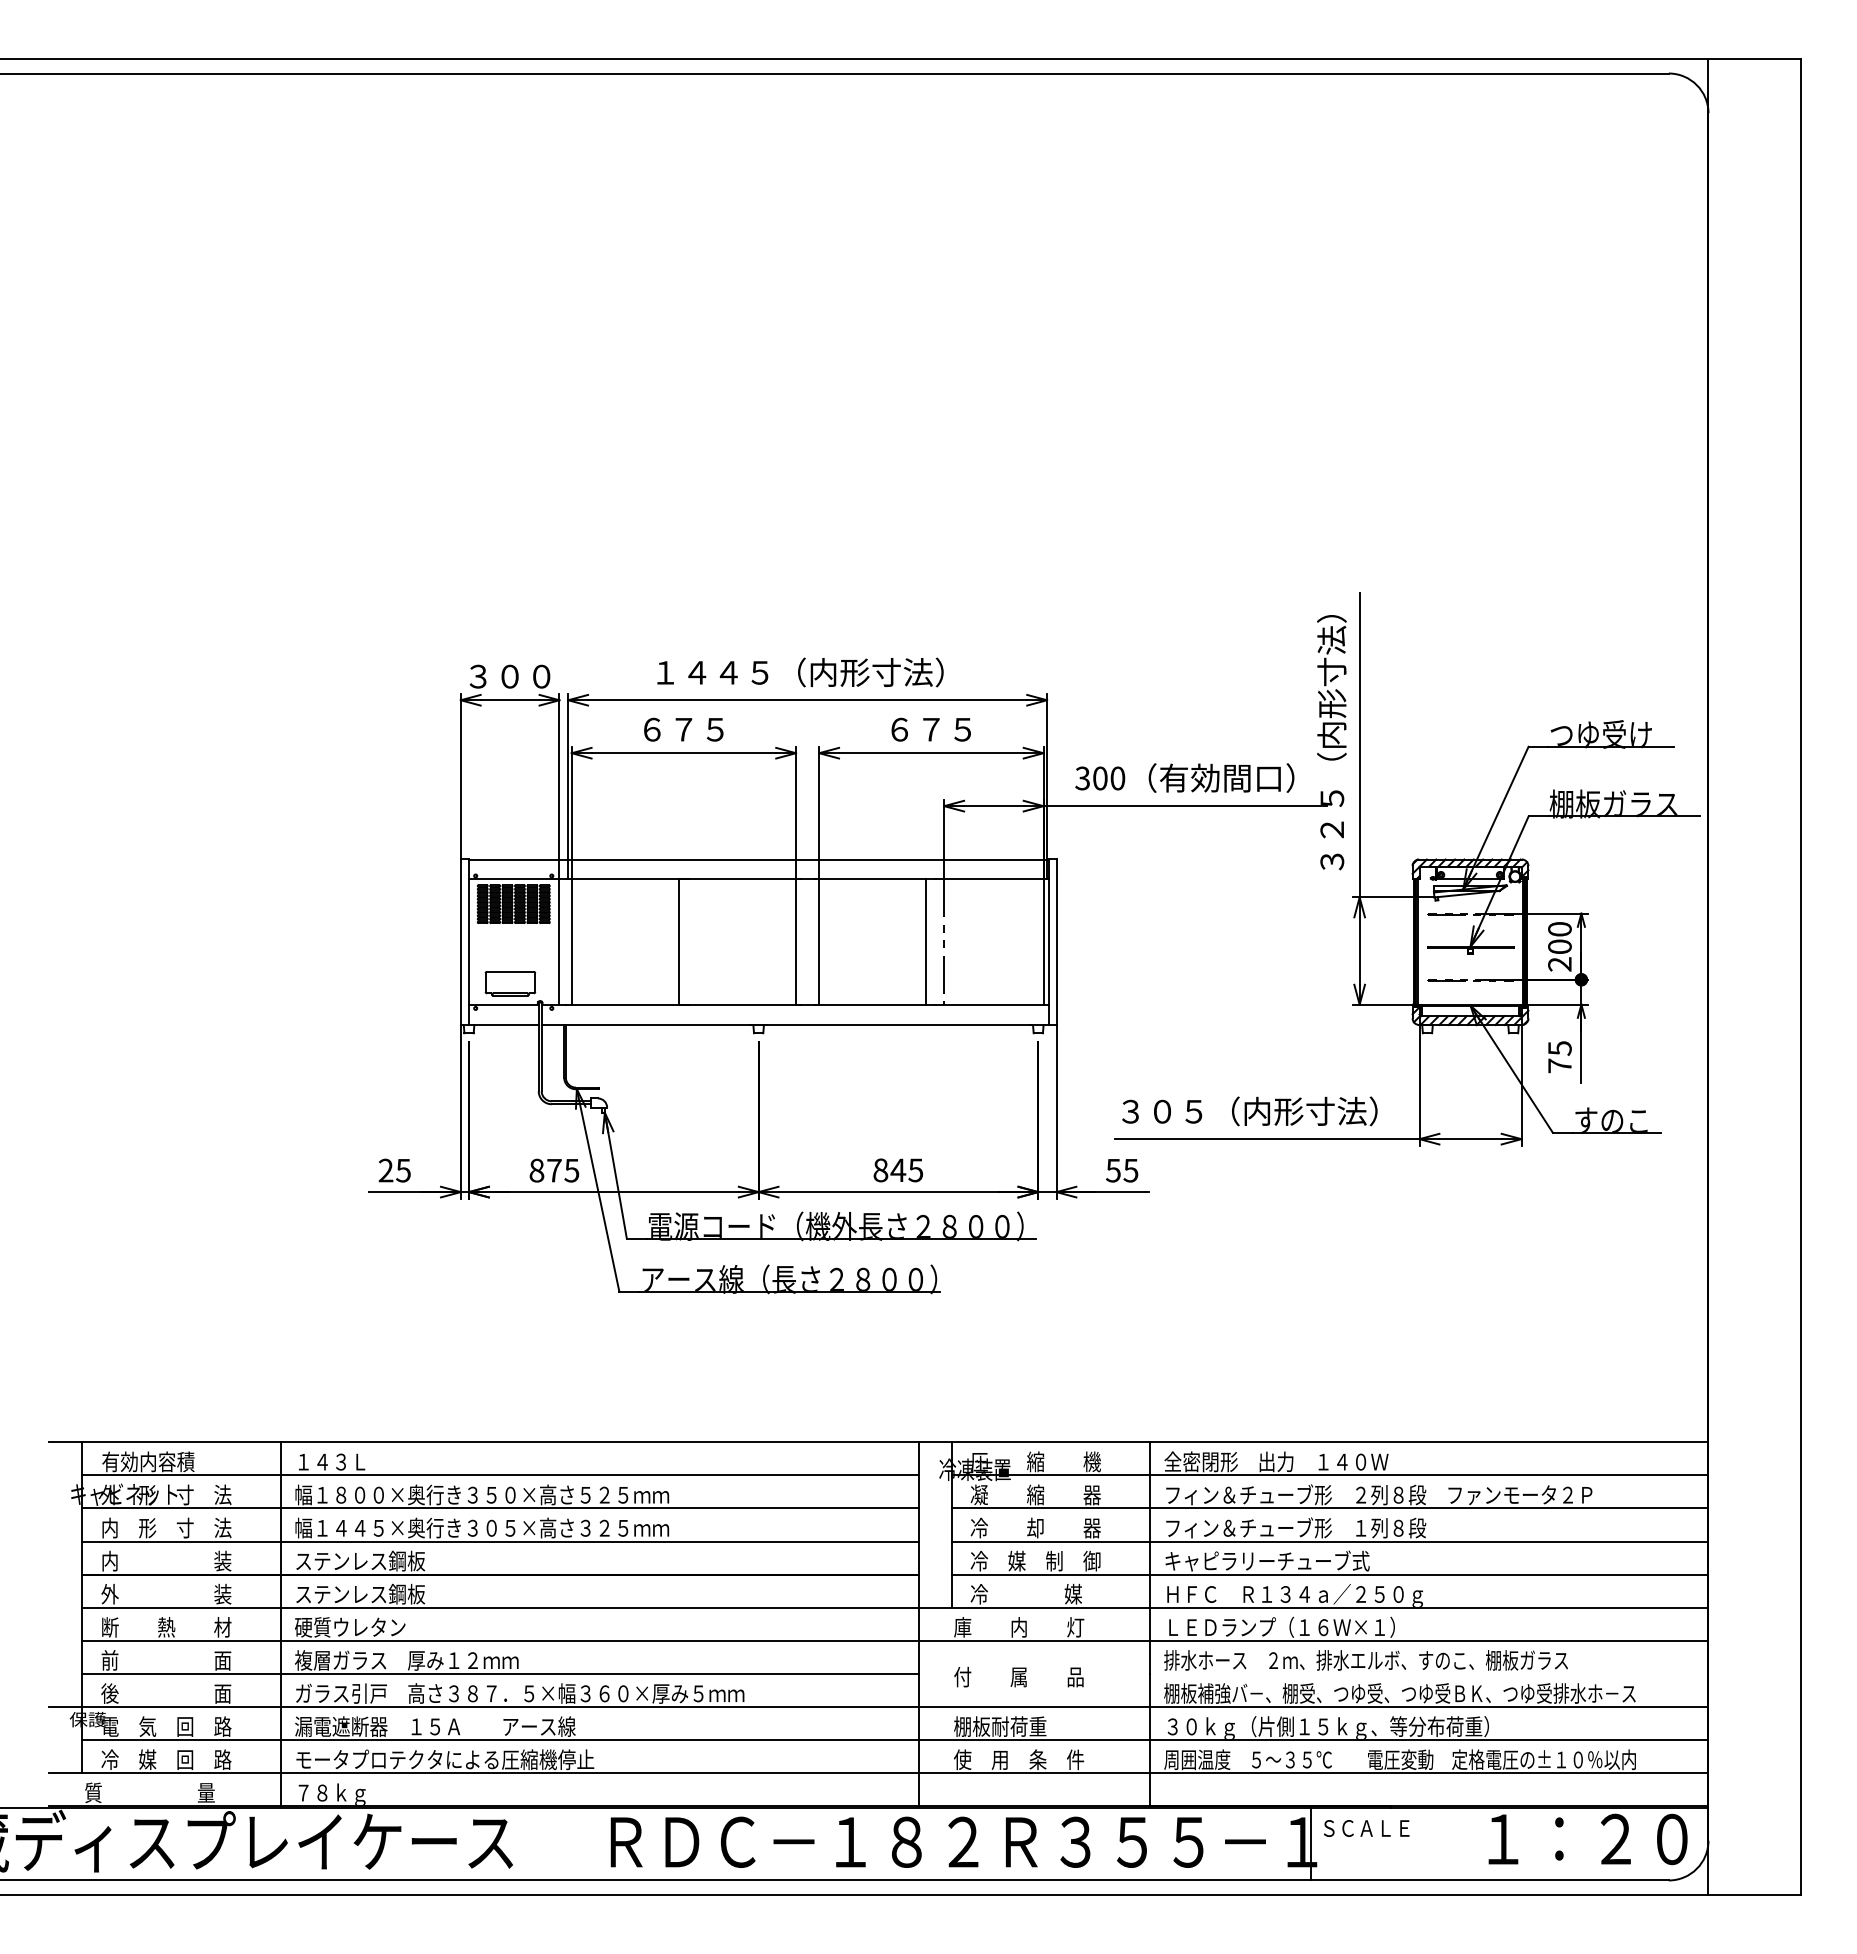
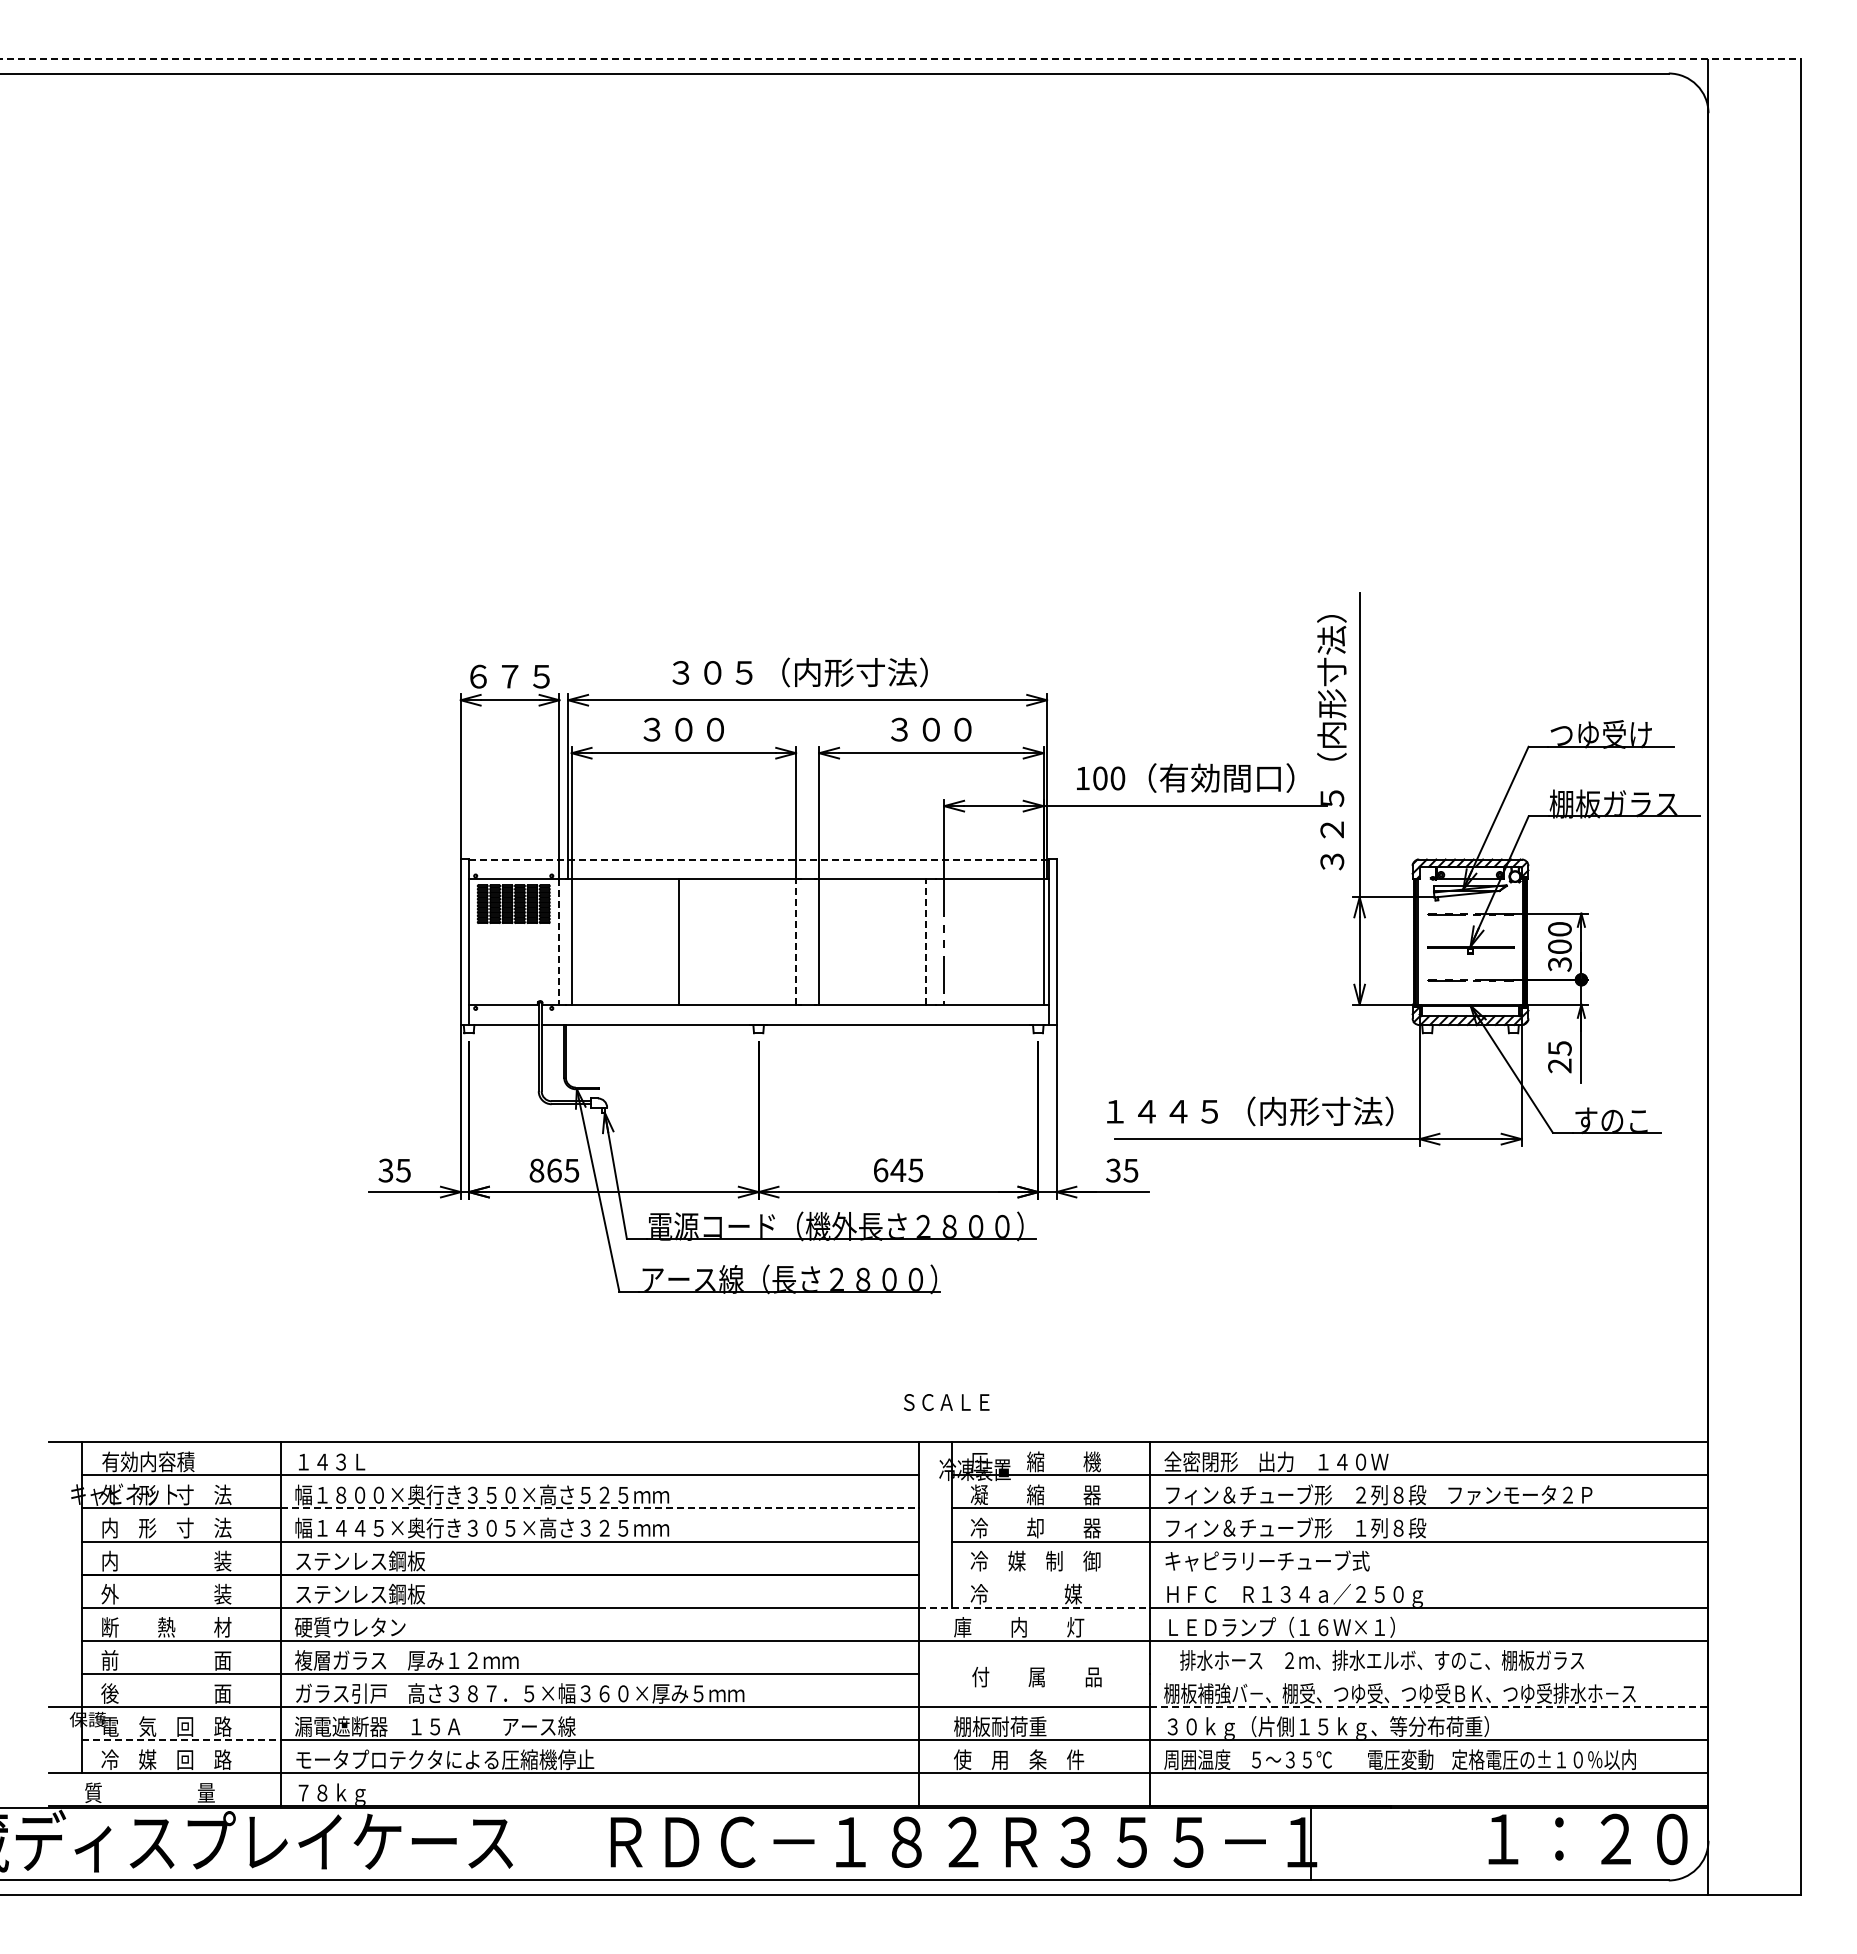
line: solid -> dashed (901, 58)
text: １４４５（内形寸法） -> ３０５（内形寸法） (800, 672)
text: ３００ -> ６７５ (509, 676)
text: ６７５ -> ３００ (683, 729)
text: ６７５ -> ３００ (931, 729)
text: 300 -> 100 (1082, 778)
line: solid -> dashed (758, 859)
line: solid -> dashed (559, 942)
line: solid -> dashed (796, 942)
line: solid -> dashed (926, 942)
text: 200 -> 300 (1559, 964)
part: present -> none (510, 983)
text: 75 -> 25 (1559, 1065)
text: ３０５（内形寸法） -> １４４５（内形寸法） (1250, 1111)
text: 25 -> 35 (385, 1170)
text: 875 -> 865 (554, 1170)
text: 845 -> 645 (880, 1170)
text: 55 -> 35 (1113, 1170)
line: solid -> dashed (599, 1508)
line: present -> none (1329, 1574)
line: solid -> dashed (1034, 1607)
text position: (1365, 1660) -> (1381, 1660) (1381, 1660)
text position: (1018, 1676) -> (1036, 1676) (1036, 1676)
line: solid -> dashed (1429, 1707)
line: solid -> dashed (182, 1740)
text position: (1366, 1828) -> (946, 1402) (946, 1402)
